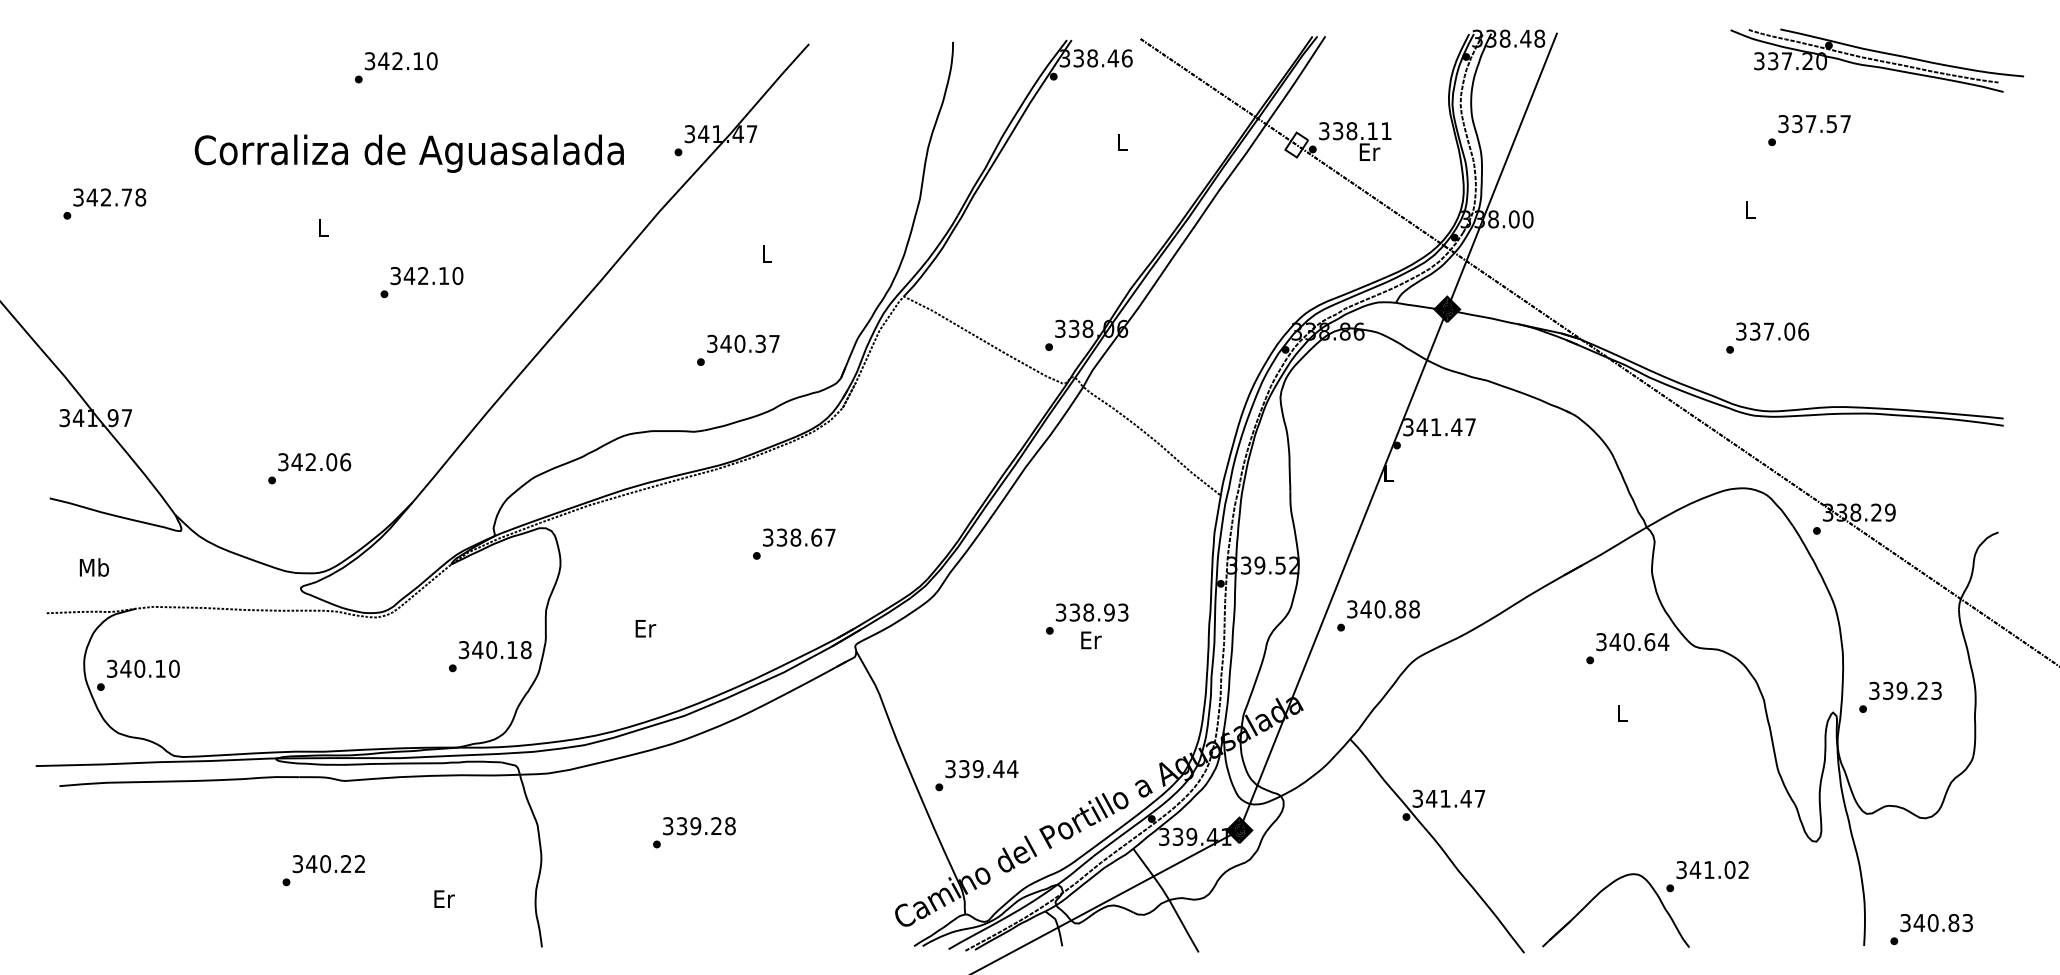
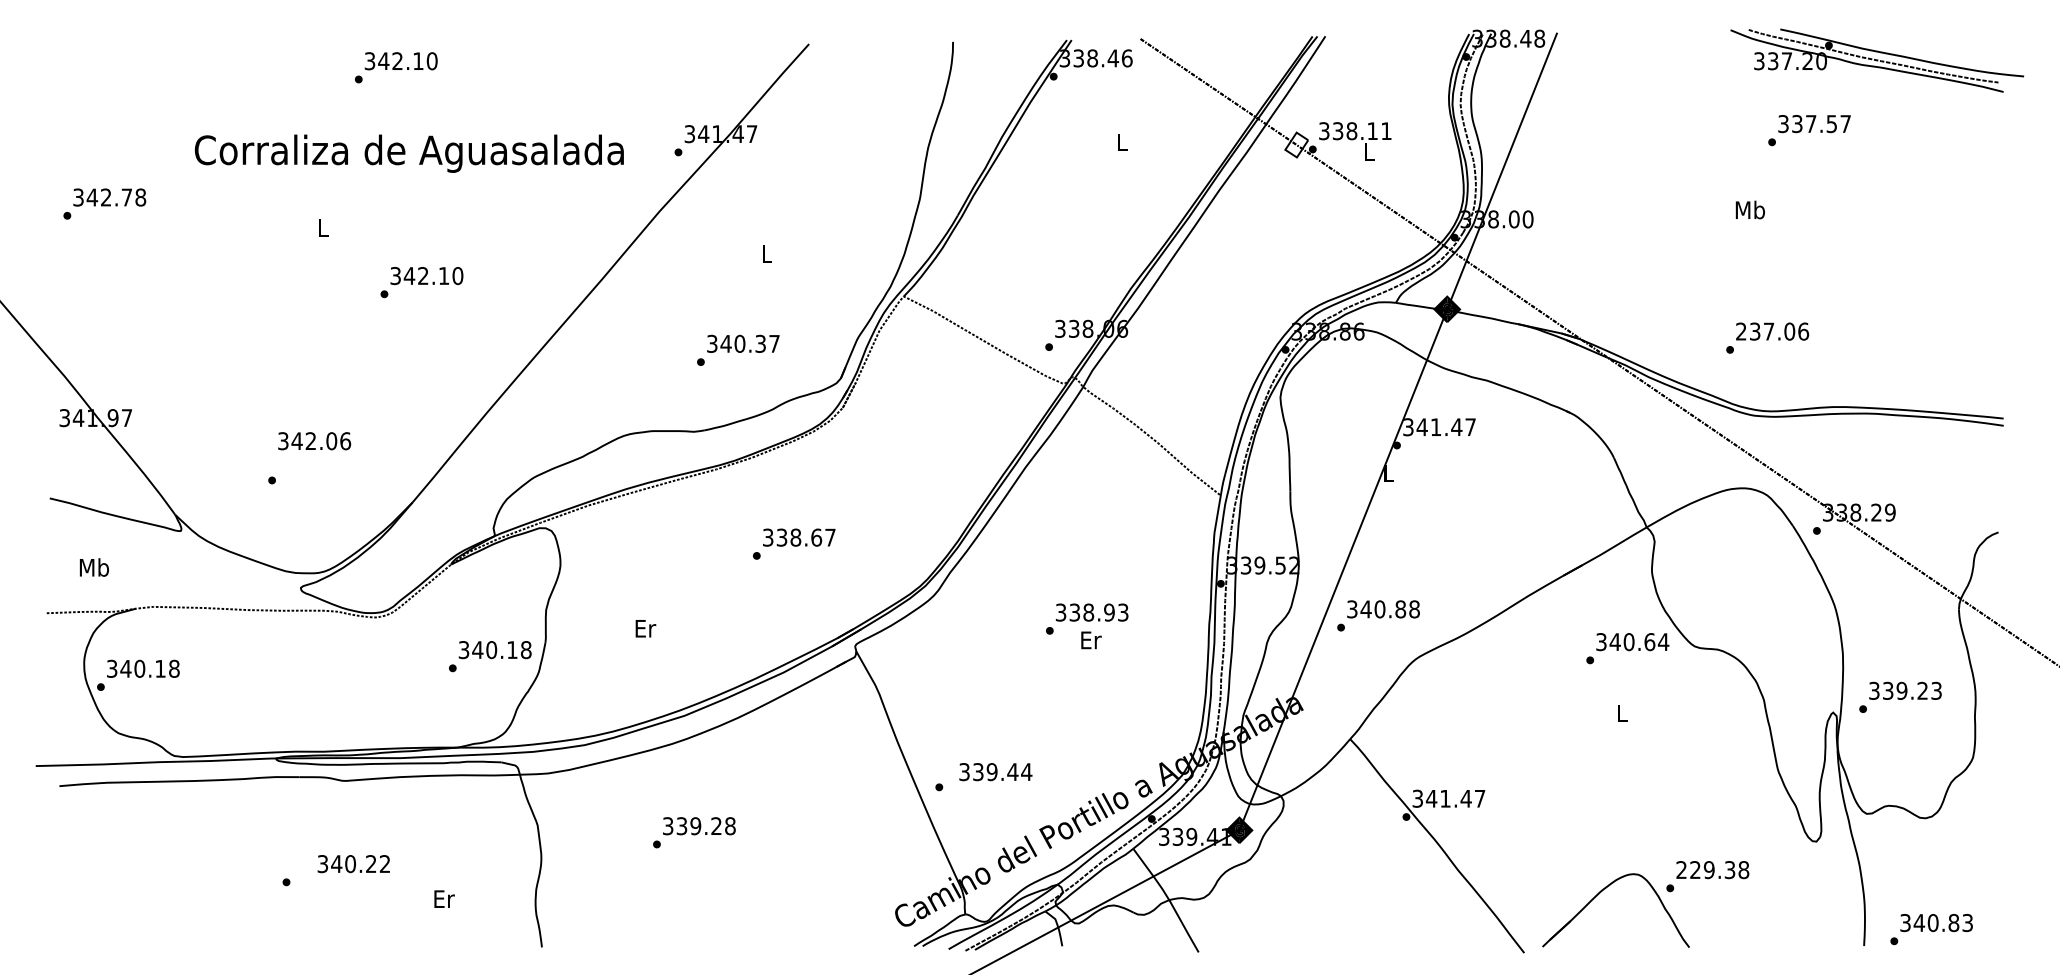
text: Er -> L (1369, 151)
text: L -> Mb (1749, 209)
text: 337.06 -> 237.06 (1741, 331)
text position: (314, 462) -> (314, 441) (314, 441)
text: 340.10 -> 340.18 (174, 668)
text position: (981, 769) -> (995, 772) (995, 772)
text position: (328, 864) -> (353, 864) (353, 864)
text: 341.02 -> 229.38 (1712, 870)
